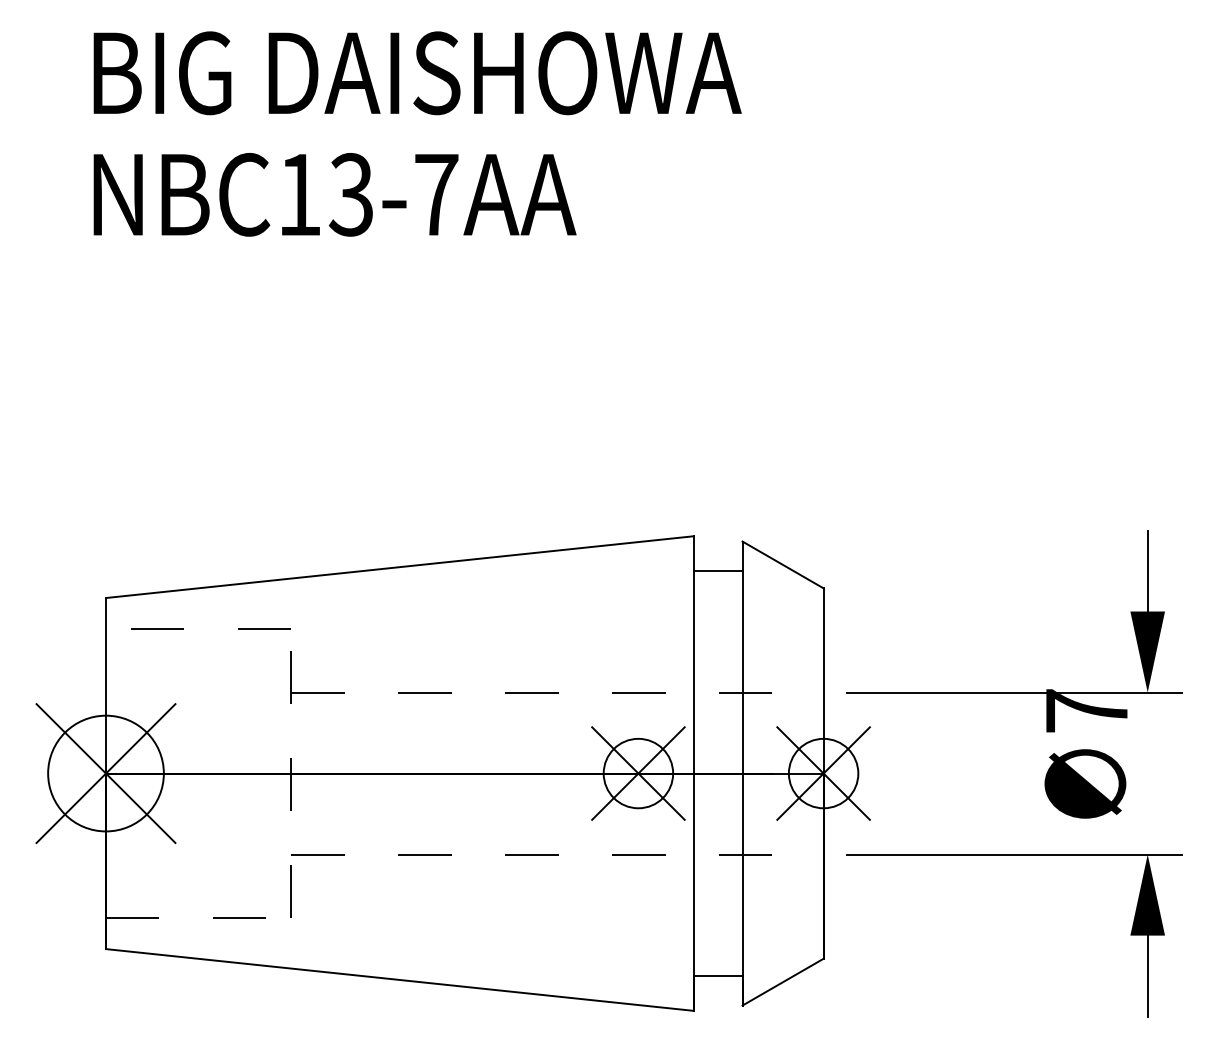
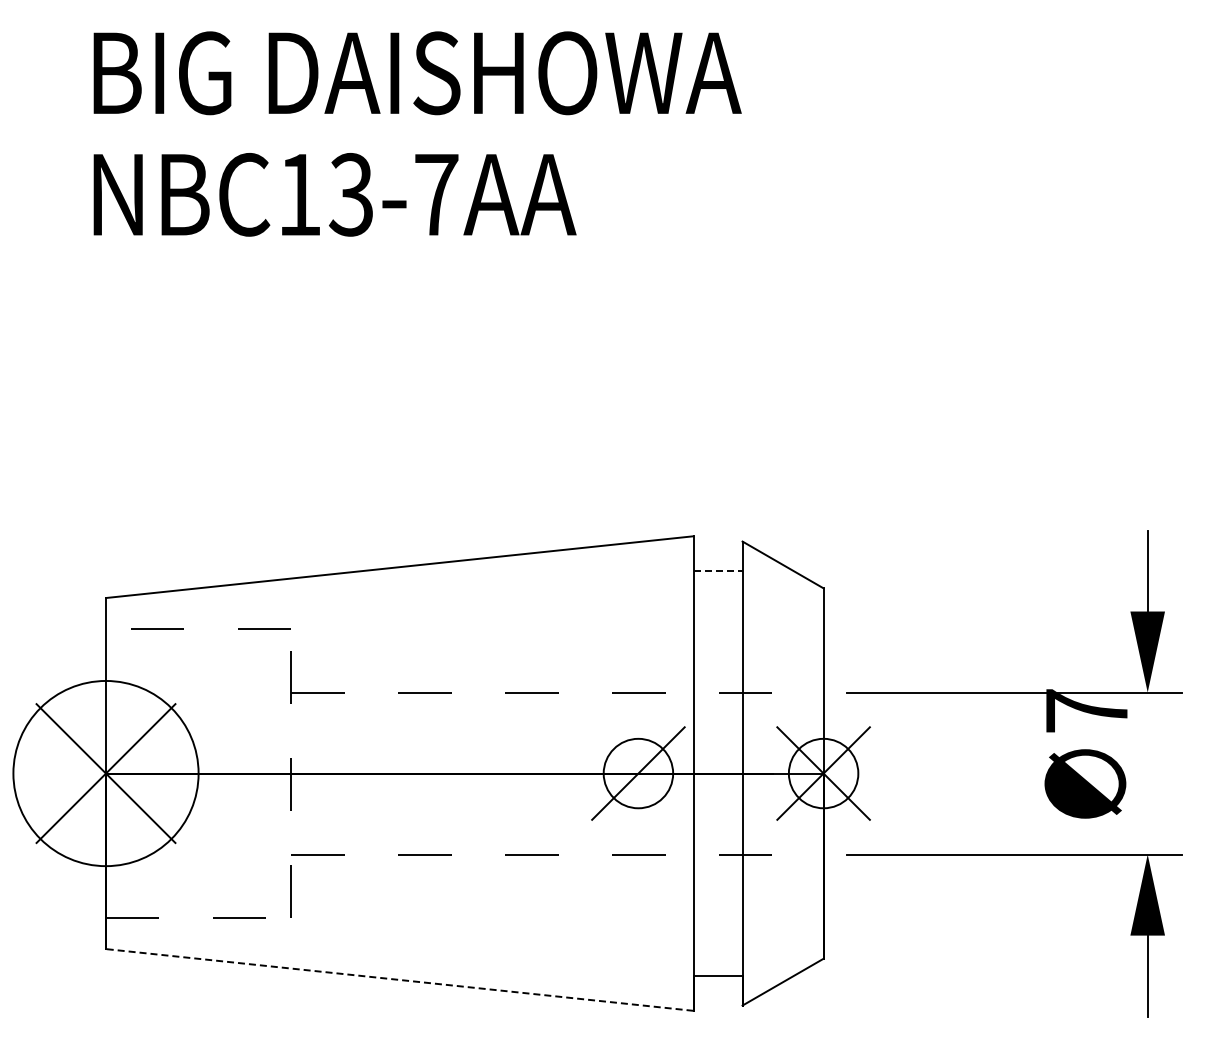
line: solid -> dashed (718, 571)
circle diameter: 116 px -> 185 px (105, 773)
line: present -> none (638, 773)
line: solid -> dashed (399, 979)
